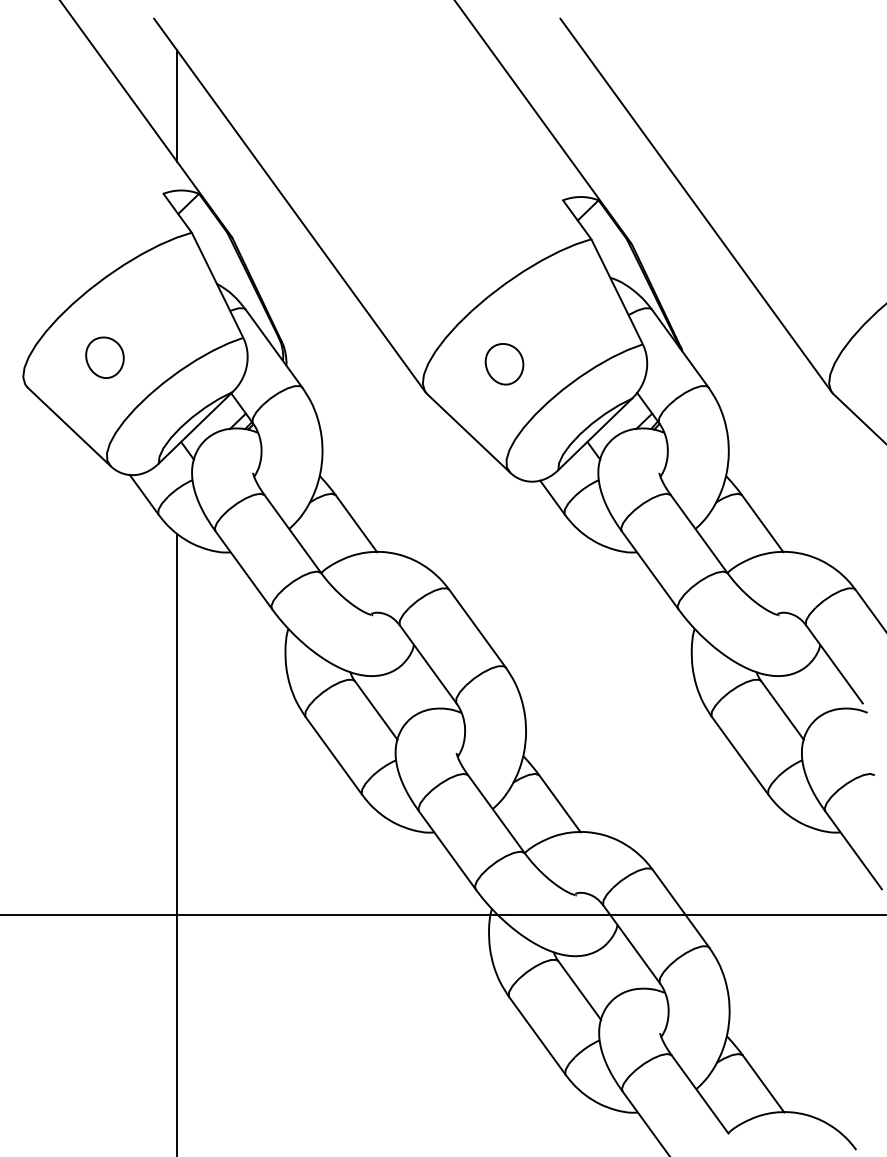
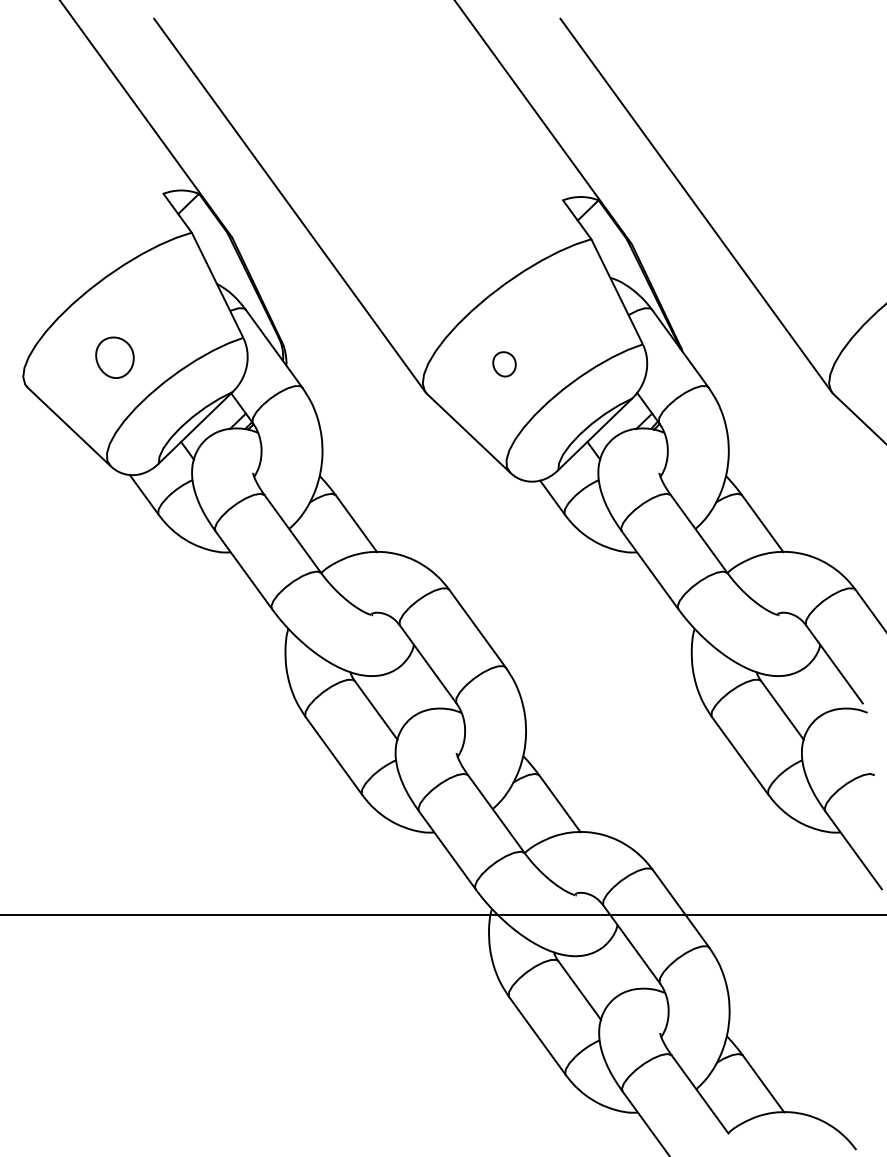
line: present -> none (177, 105)
part position: (104, 357) -> (114, 357) (114, 357)
part size: 41x43 px -> 25x27 px (504, 364)
line: present -> none (177, 843)
